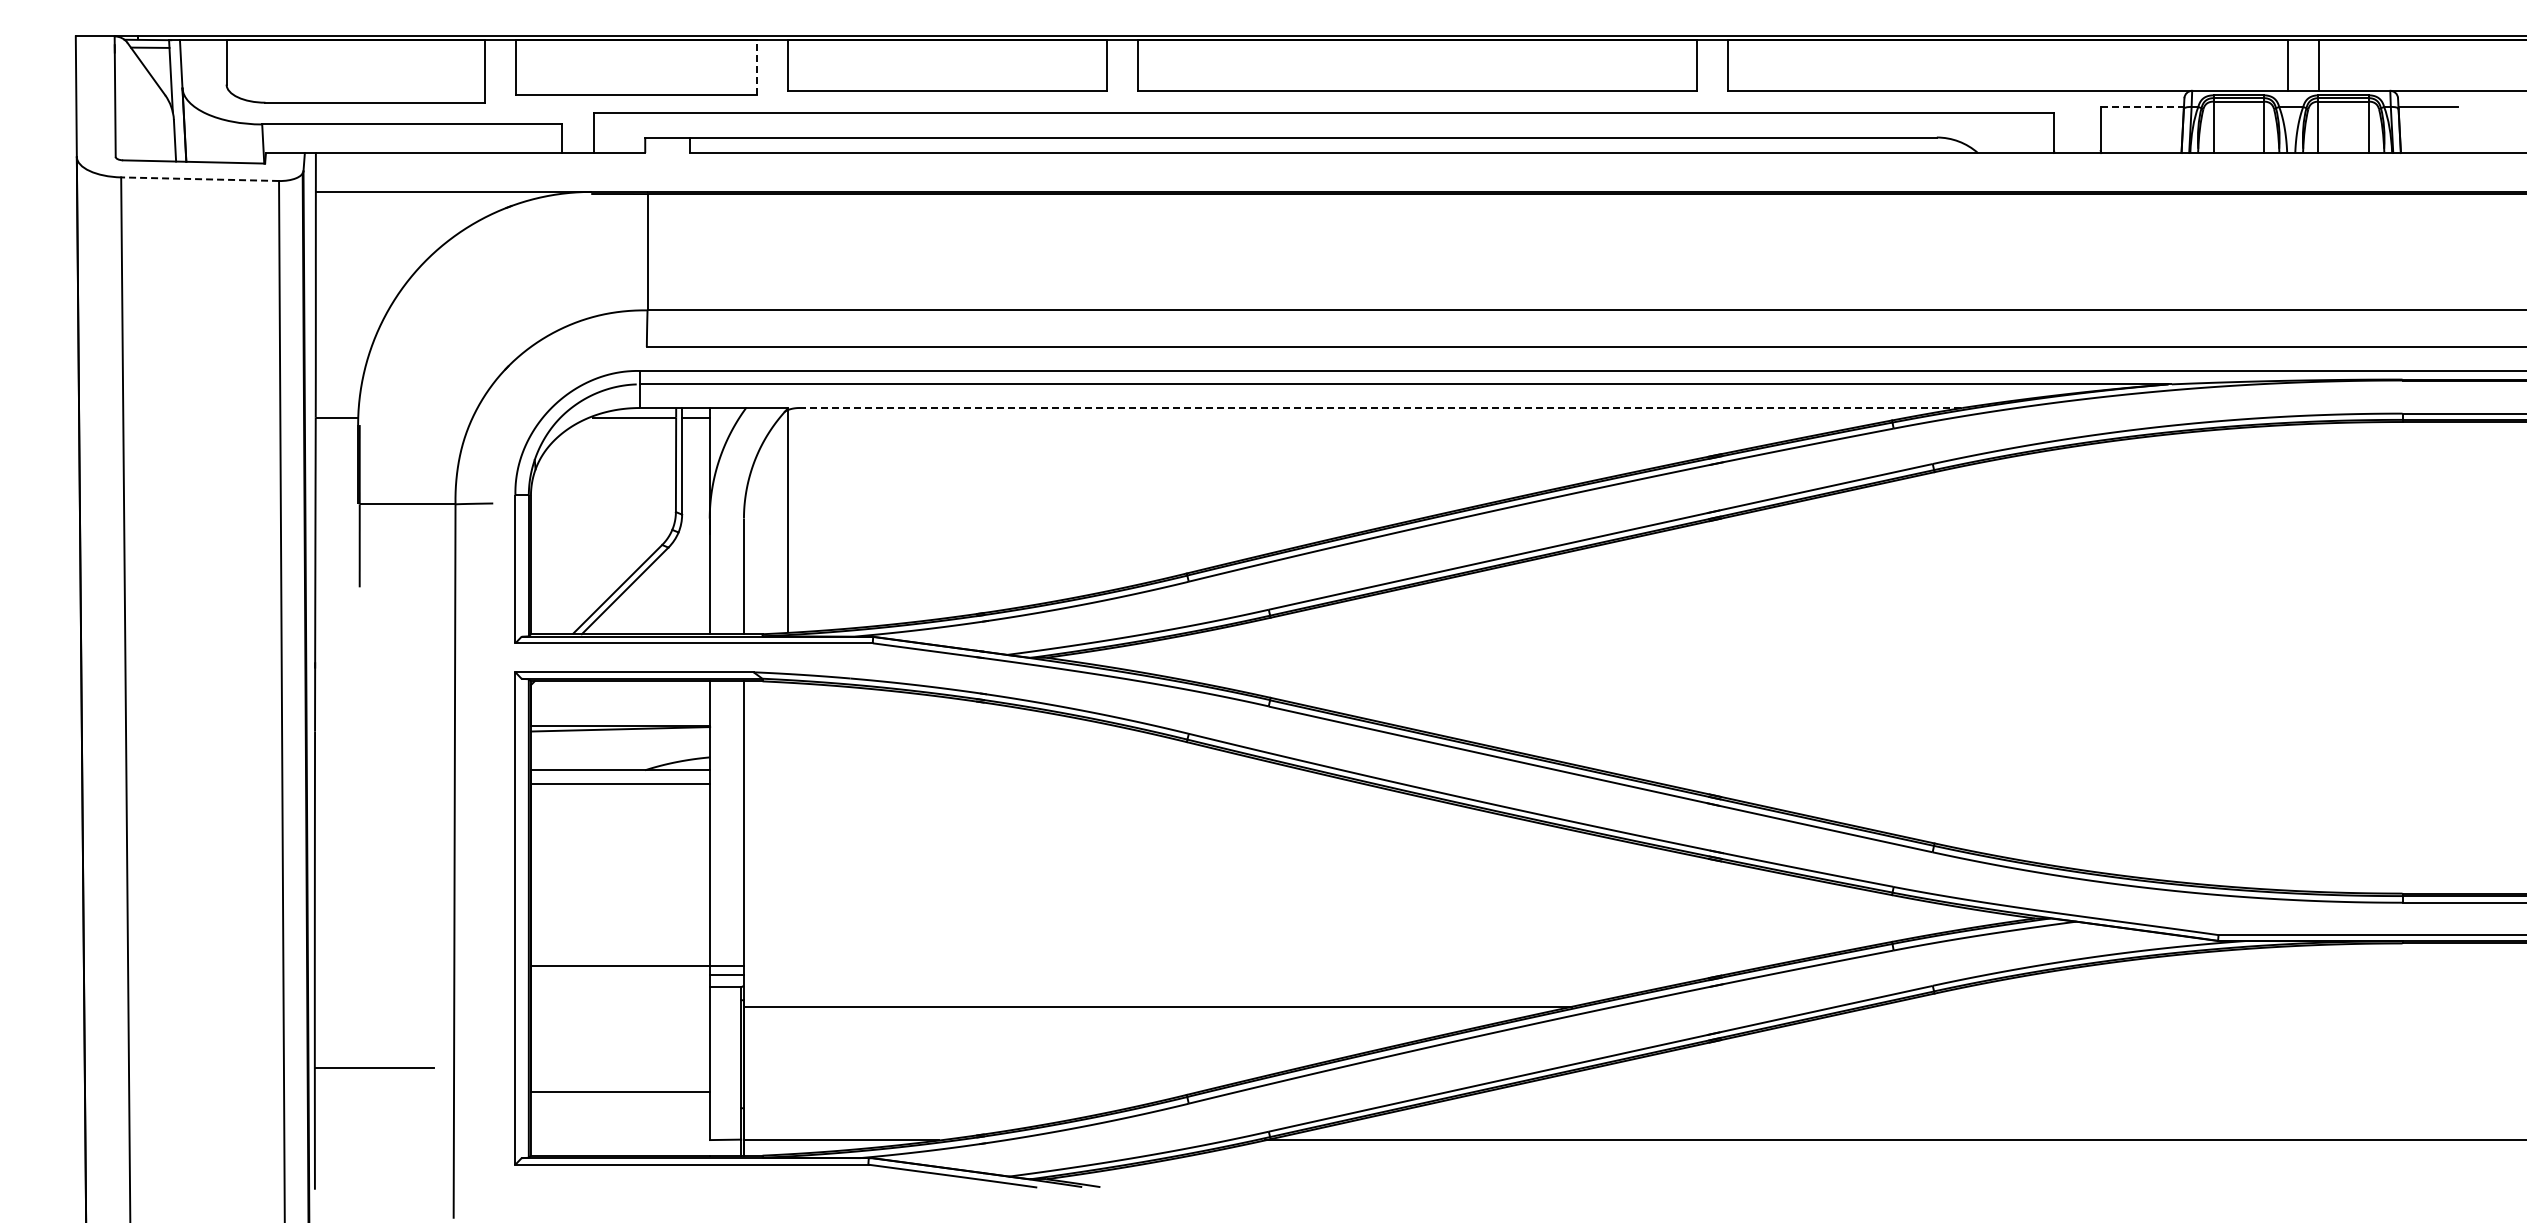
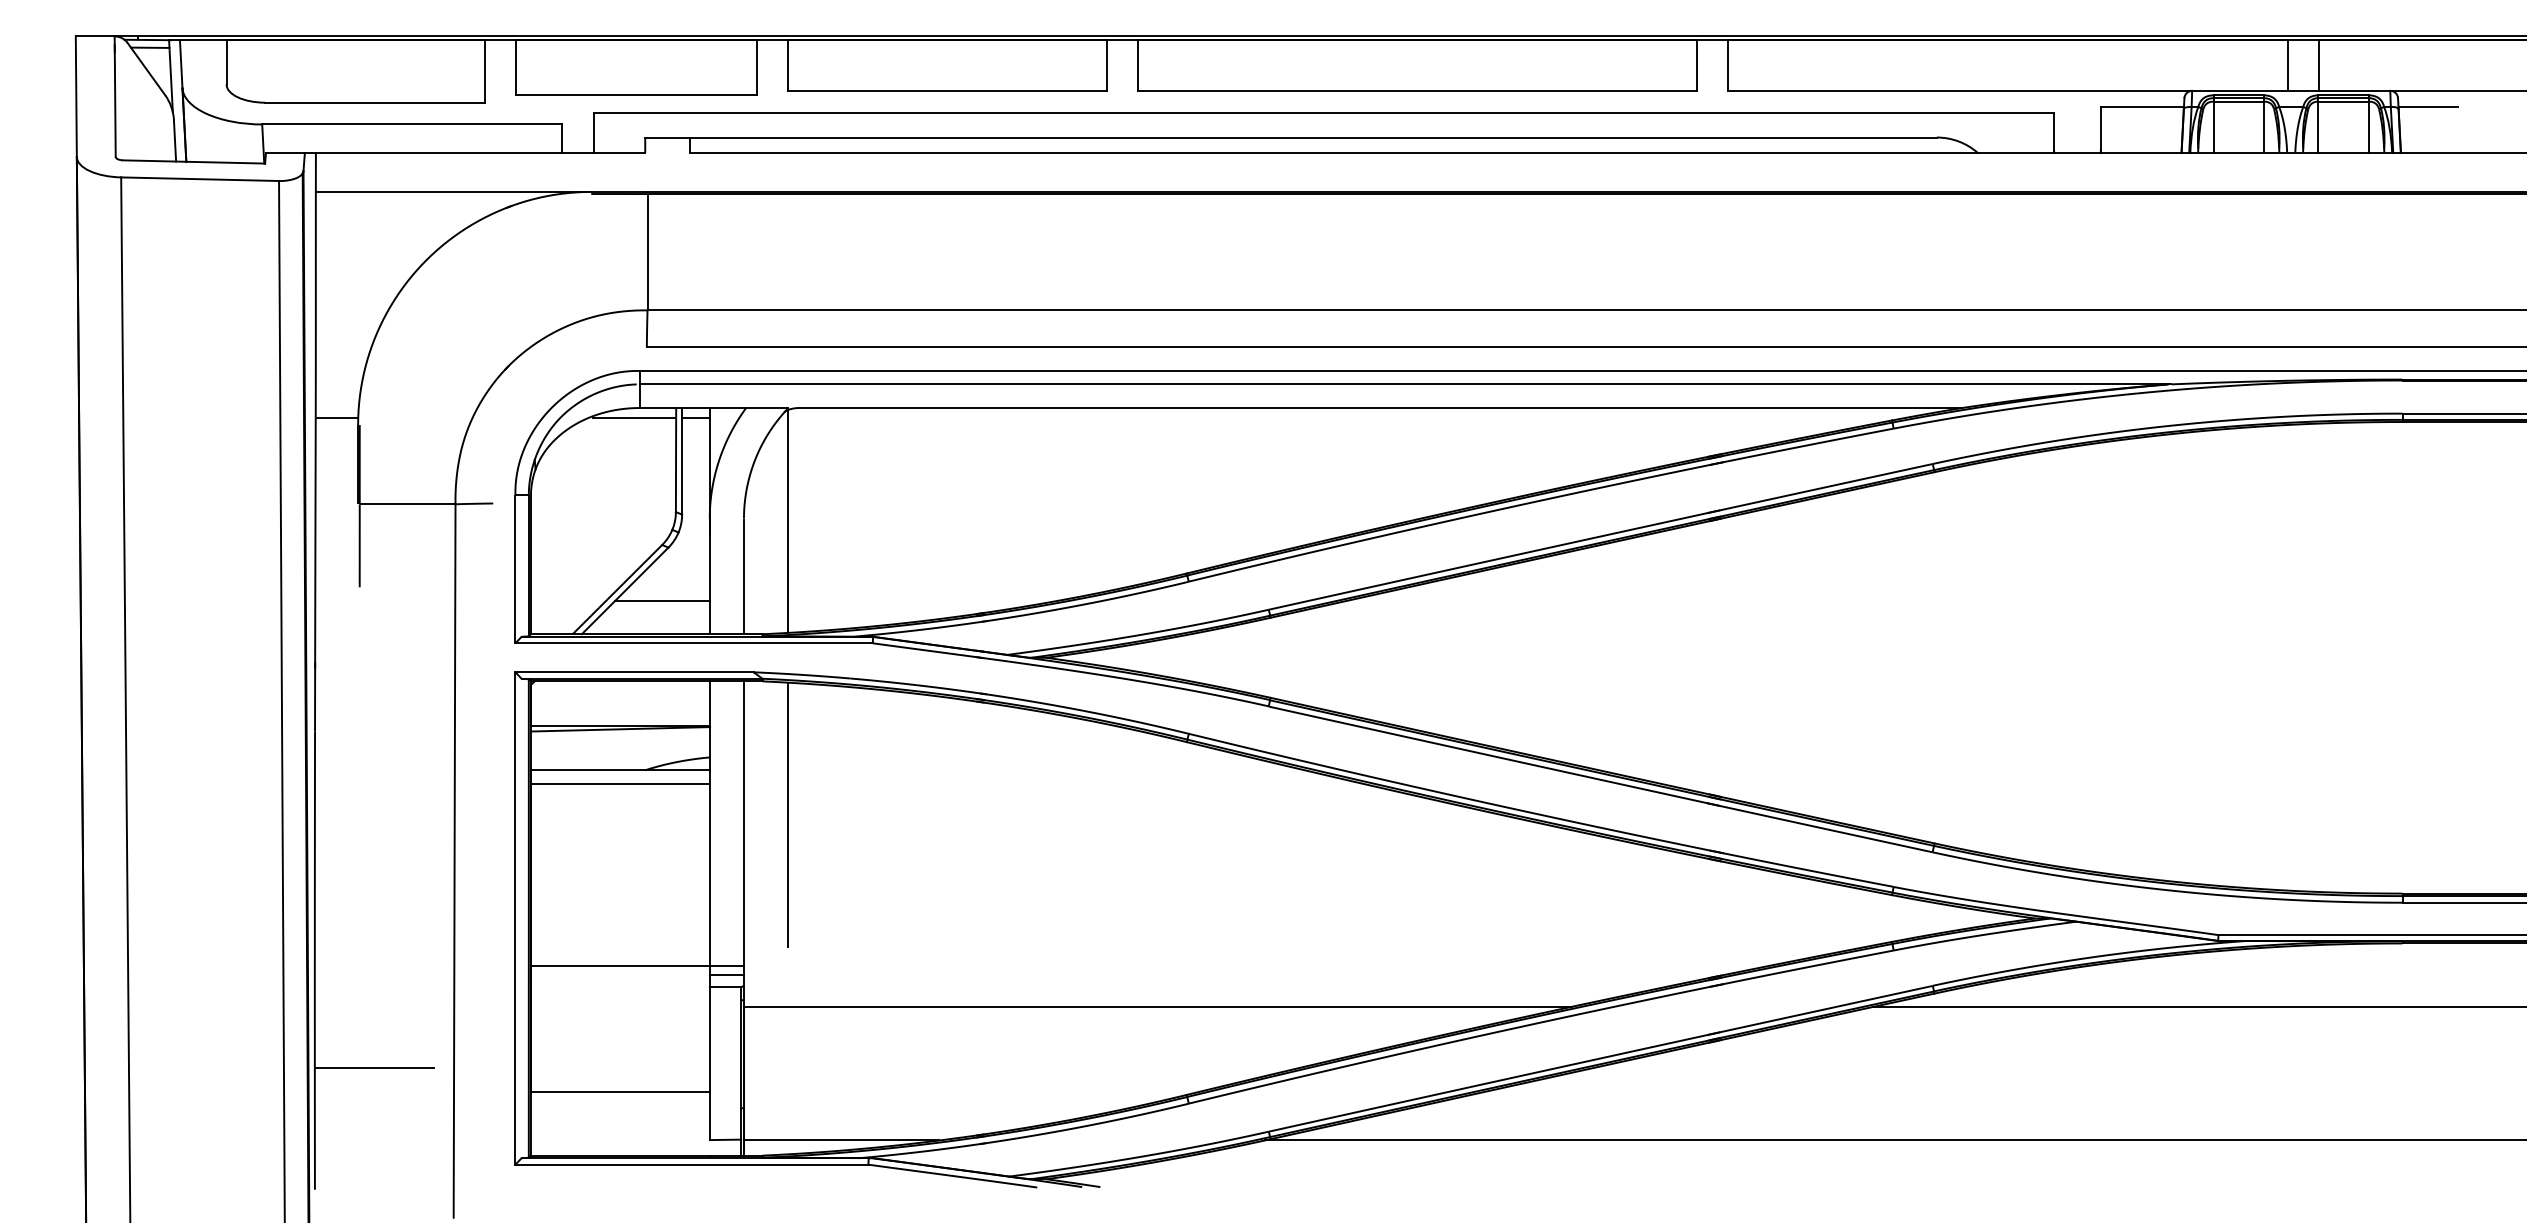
line: dashed -> solid (756, 67)
line: dashed -> solid (2142, 107)
line: dashed -> solid (200, 179)
line: dashed -> solid (1380, 408)
line: none -> present (662, 600)
line: none -> present (787, 815)
line: none -> present (2197, 1007)
